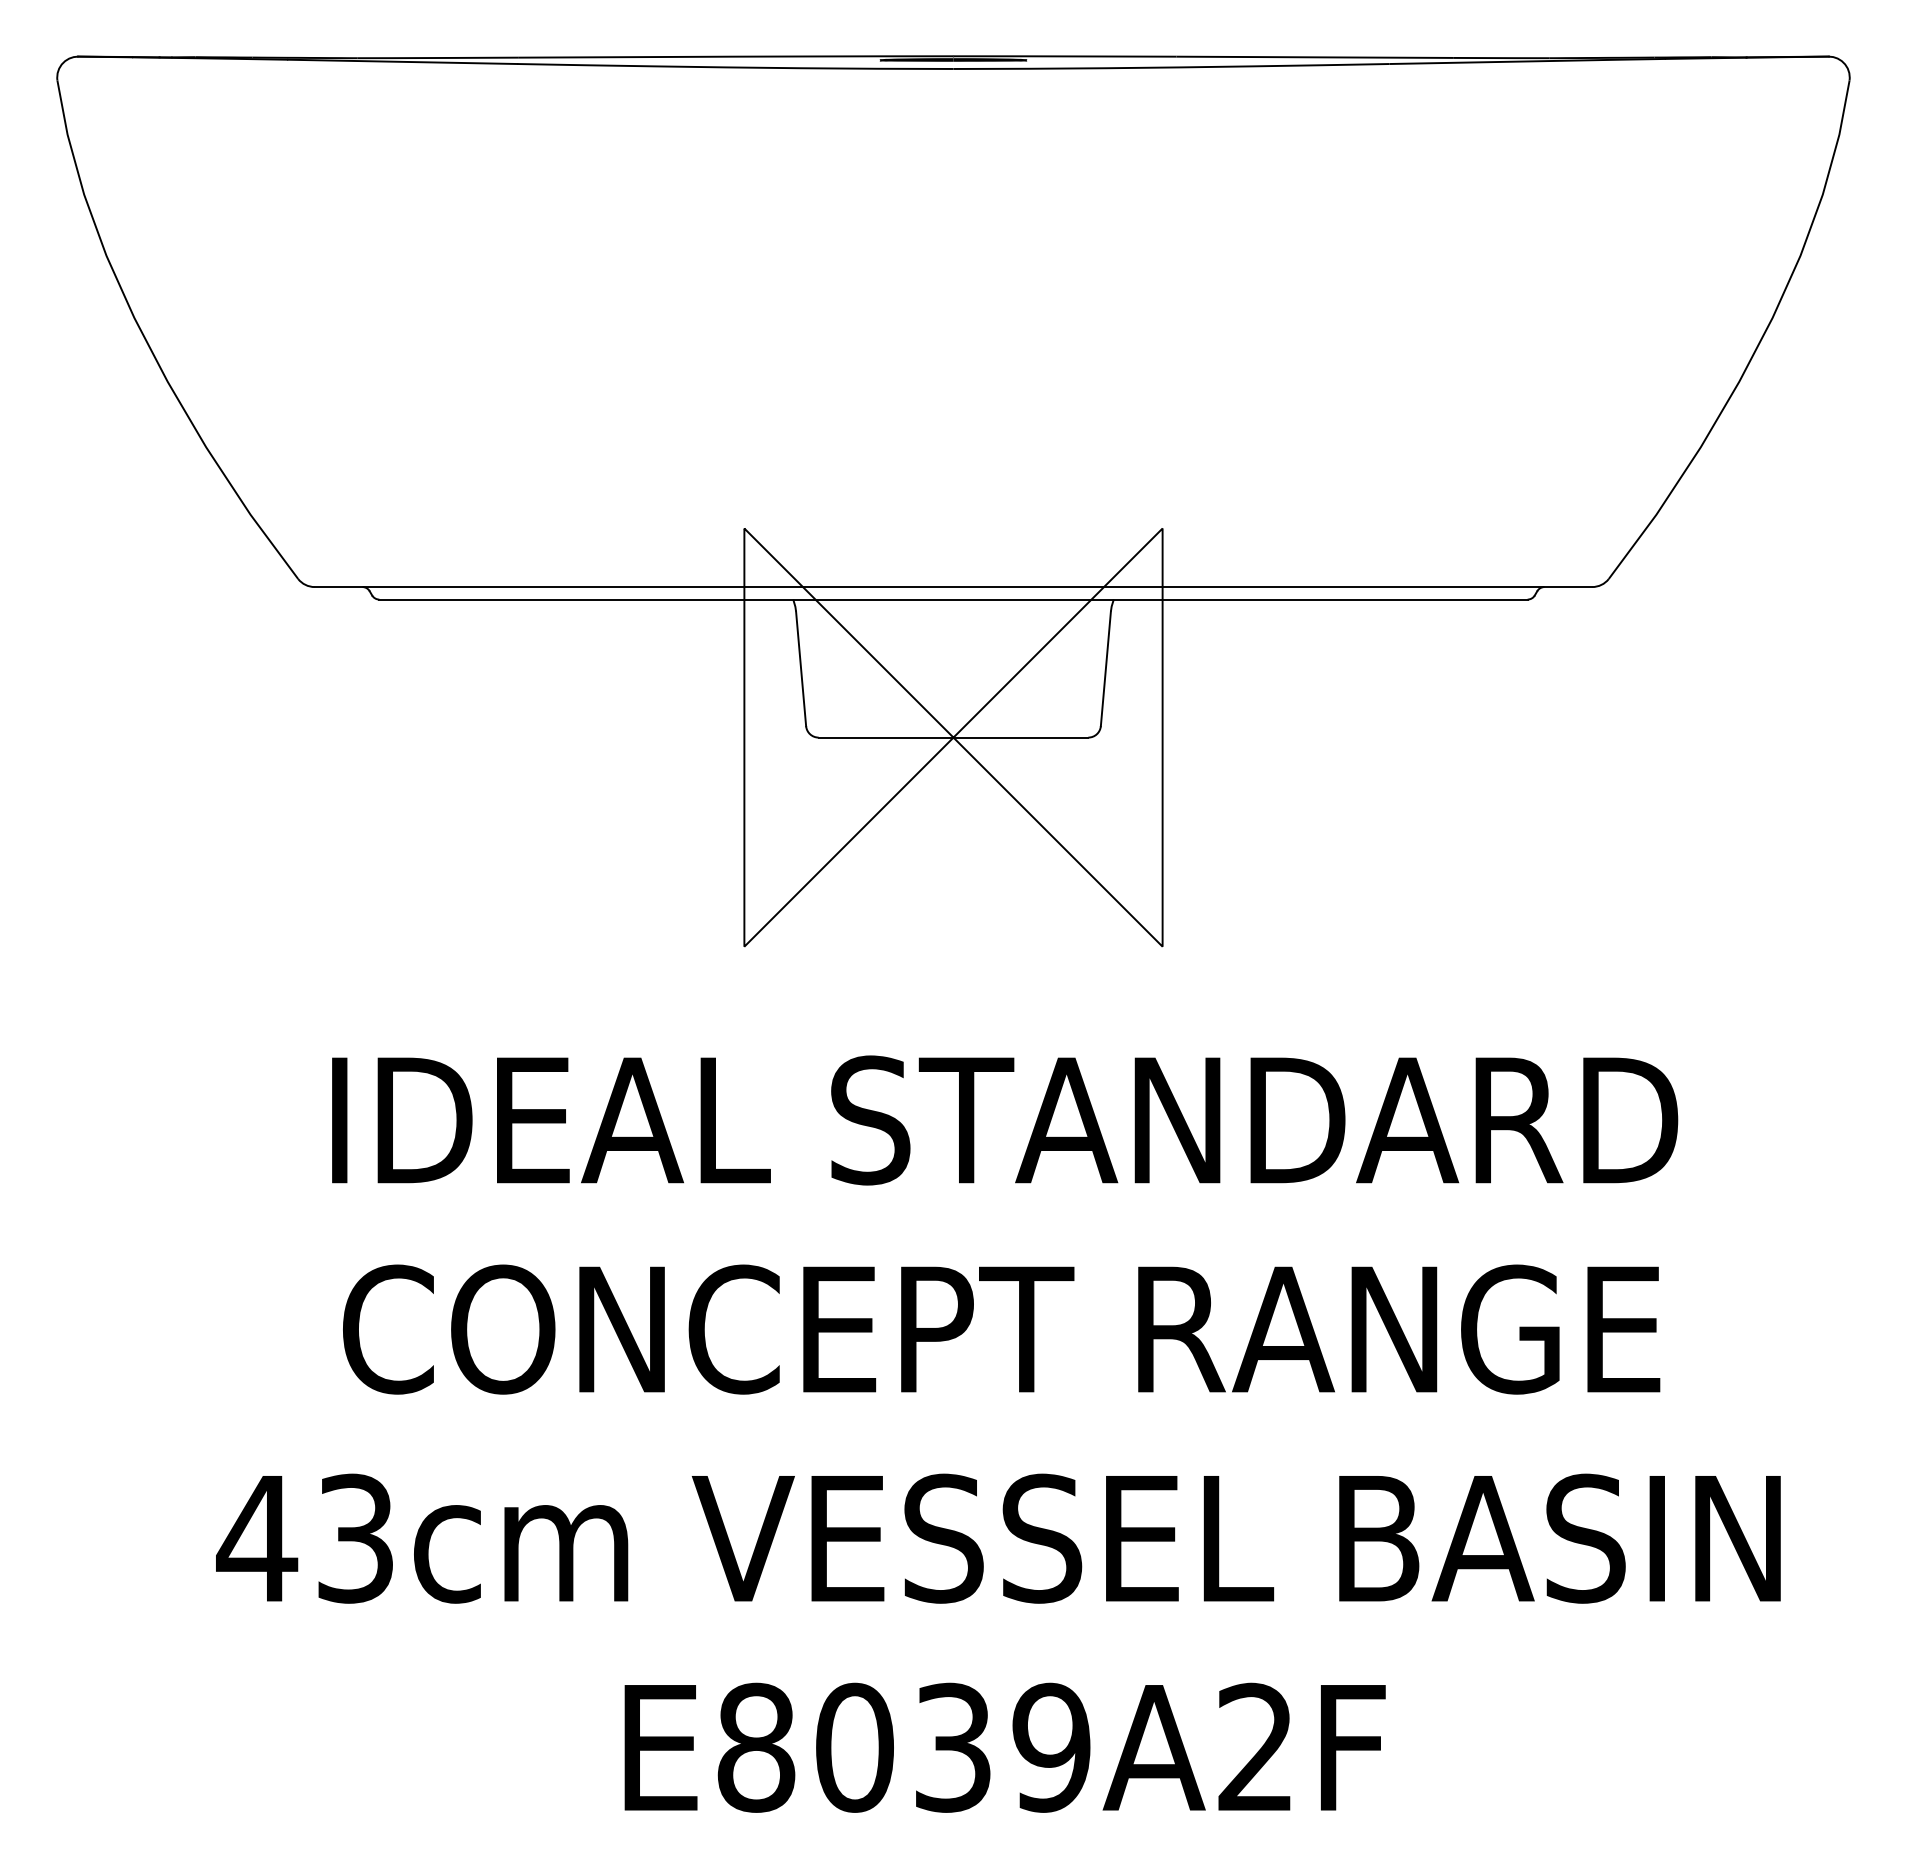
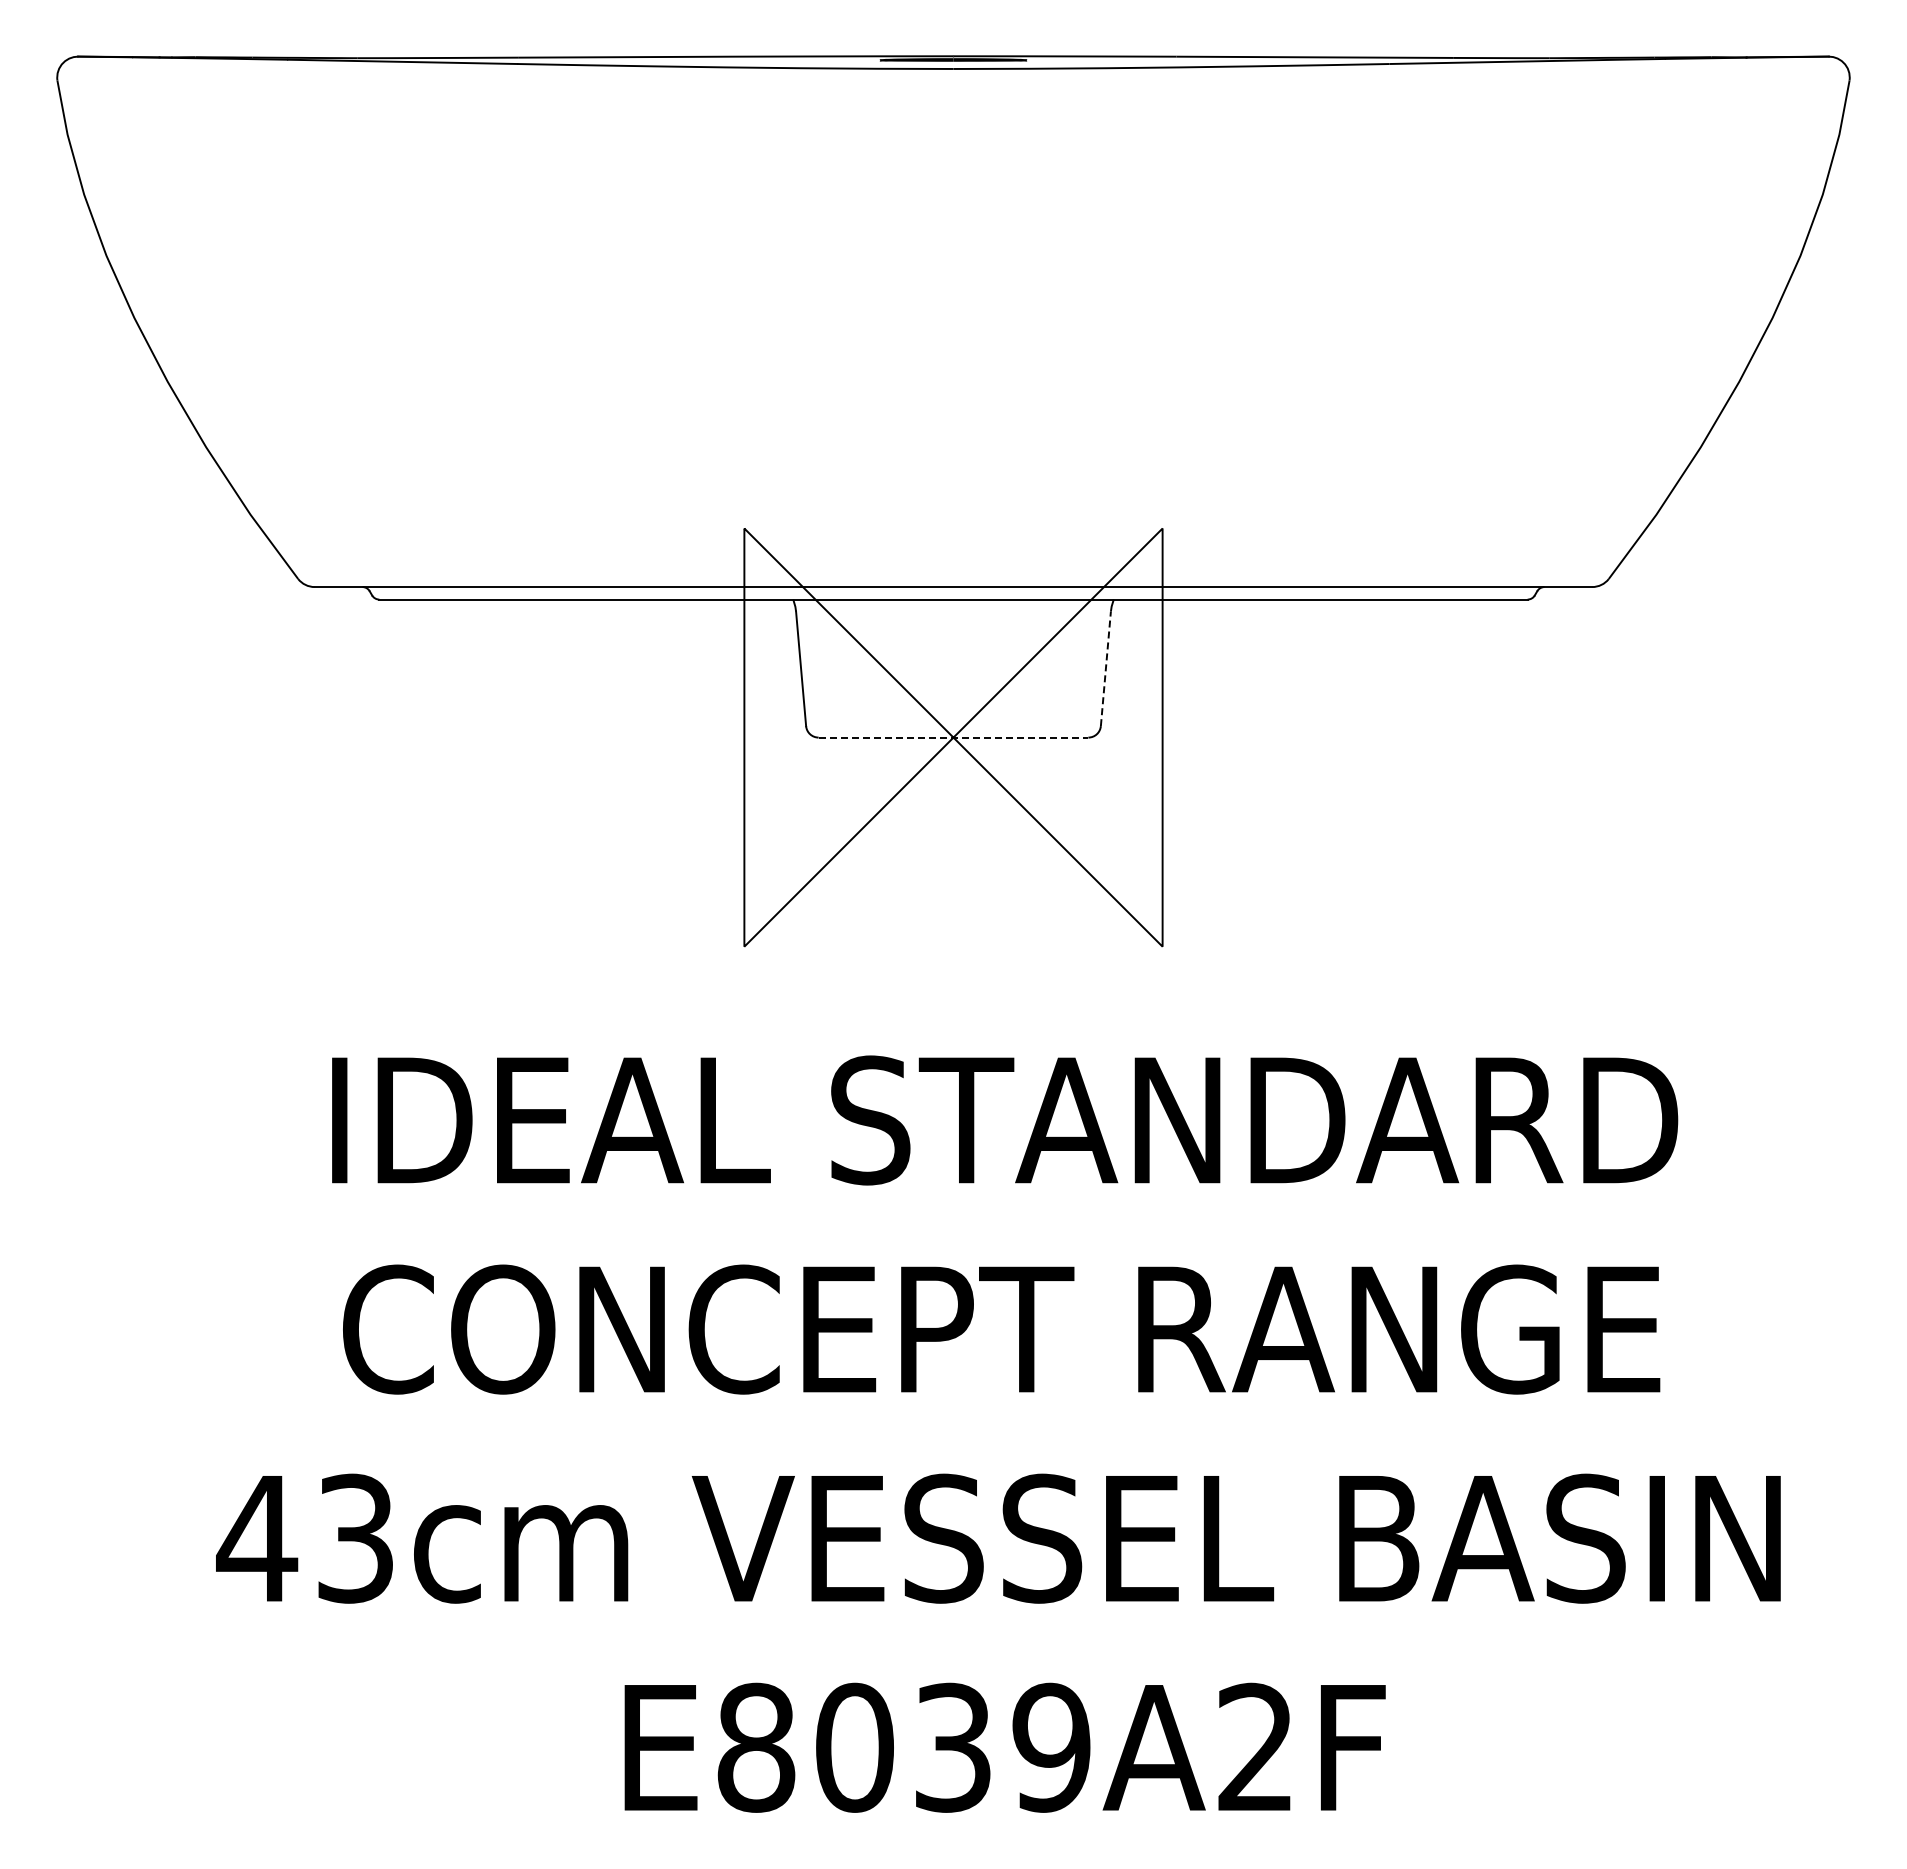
line: solid -> dashed (1105, 668)
line: solid -> dashed (953, 737)
